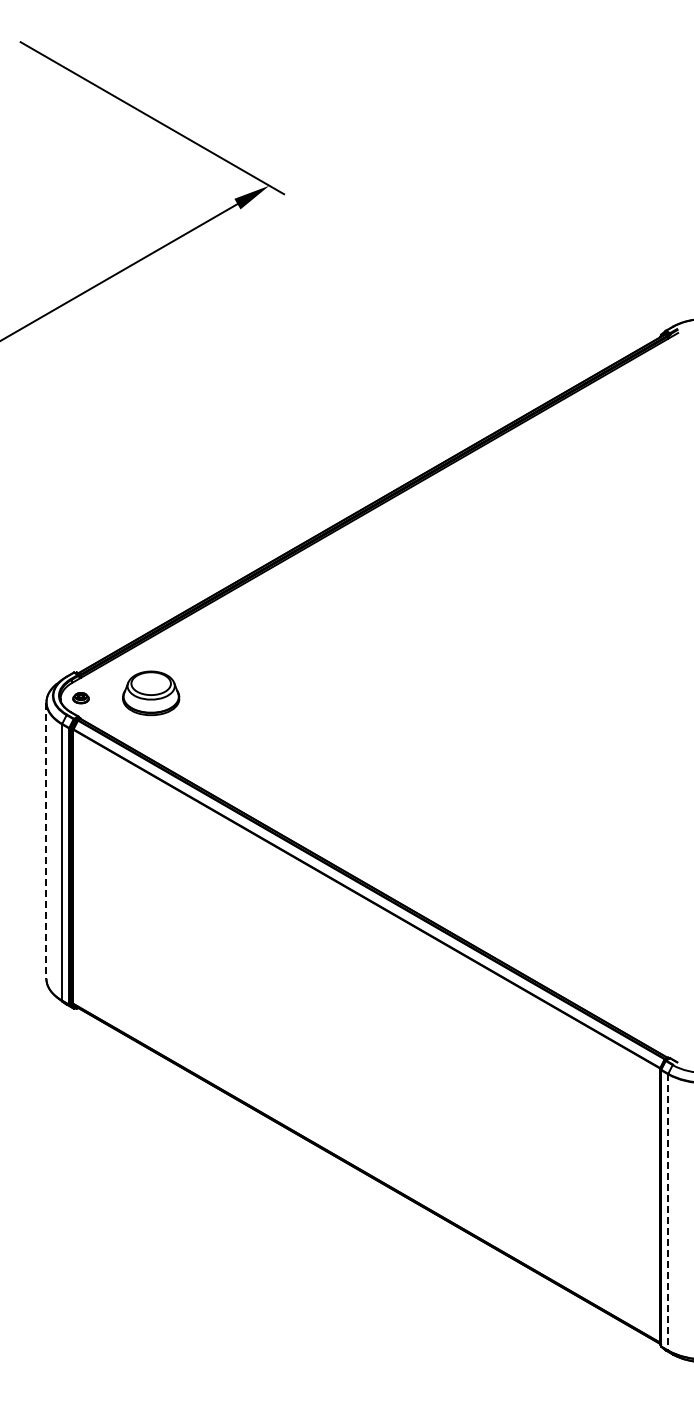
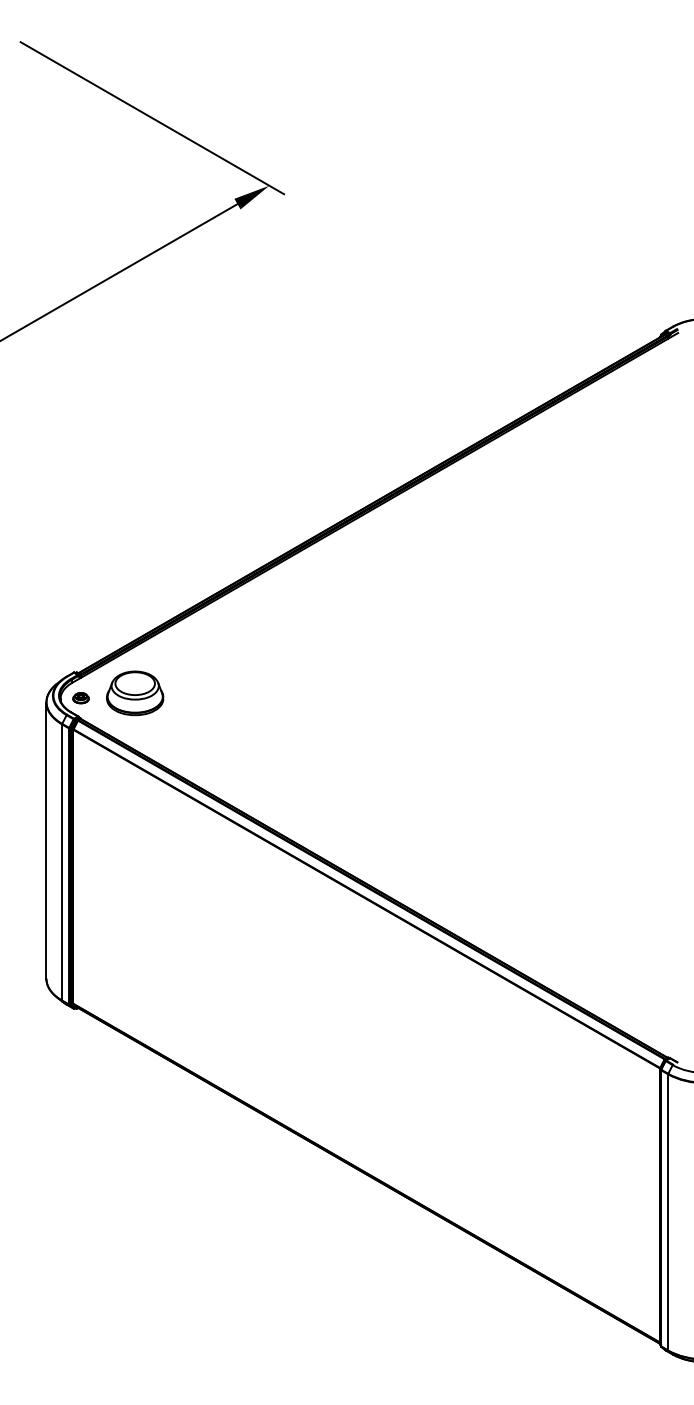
part position: (151, 692) -> (135, 692) (135, 692)
line: dashed -> solid (46, 841)
line: dashed -> solid (668, 1212)
